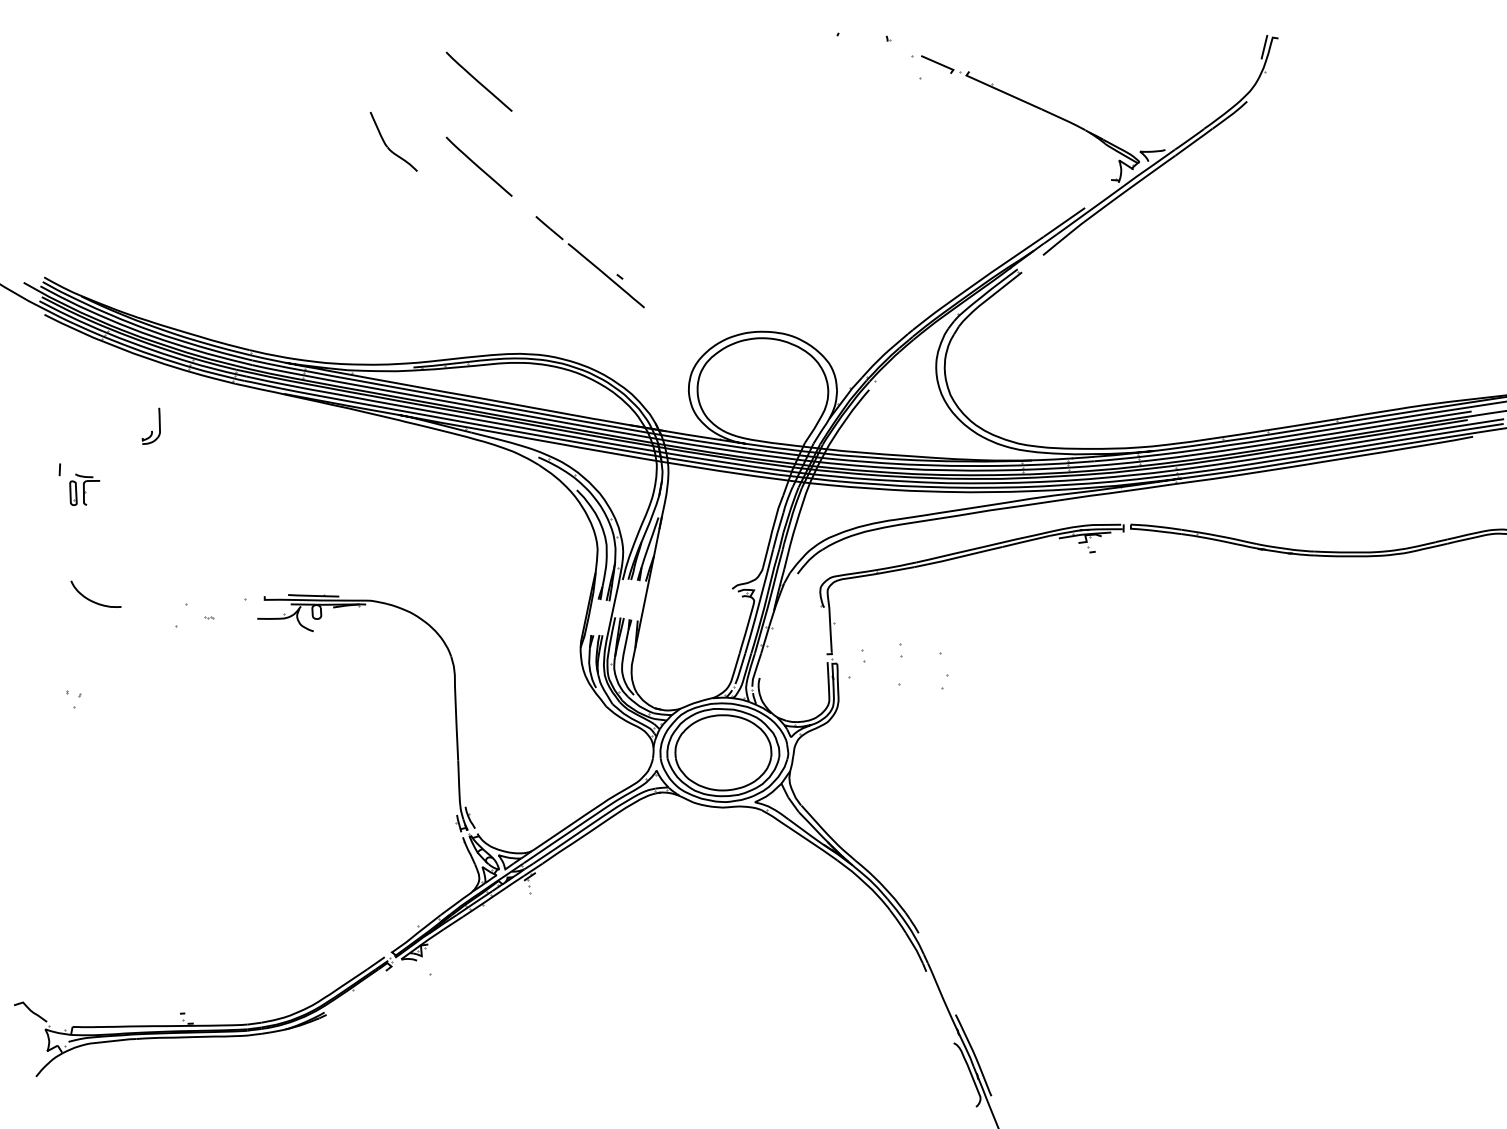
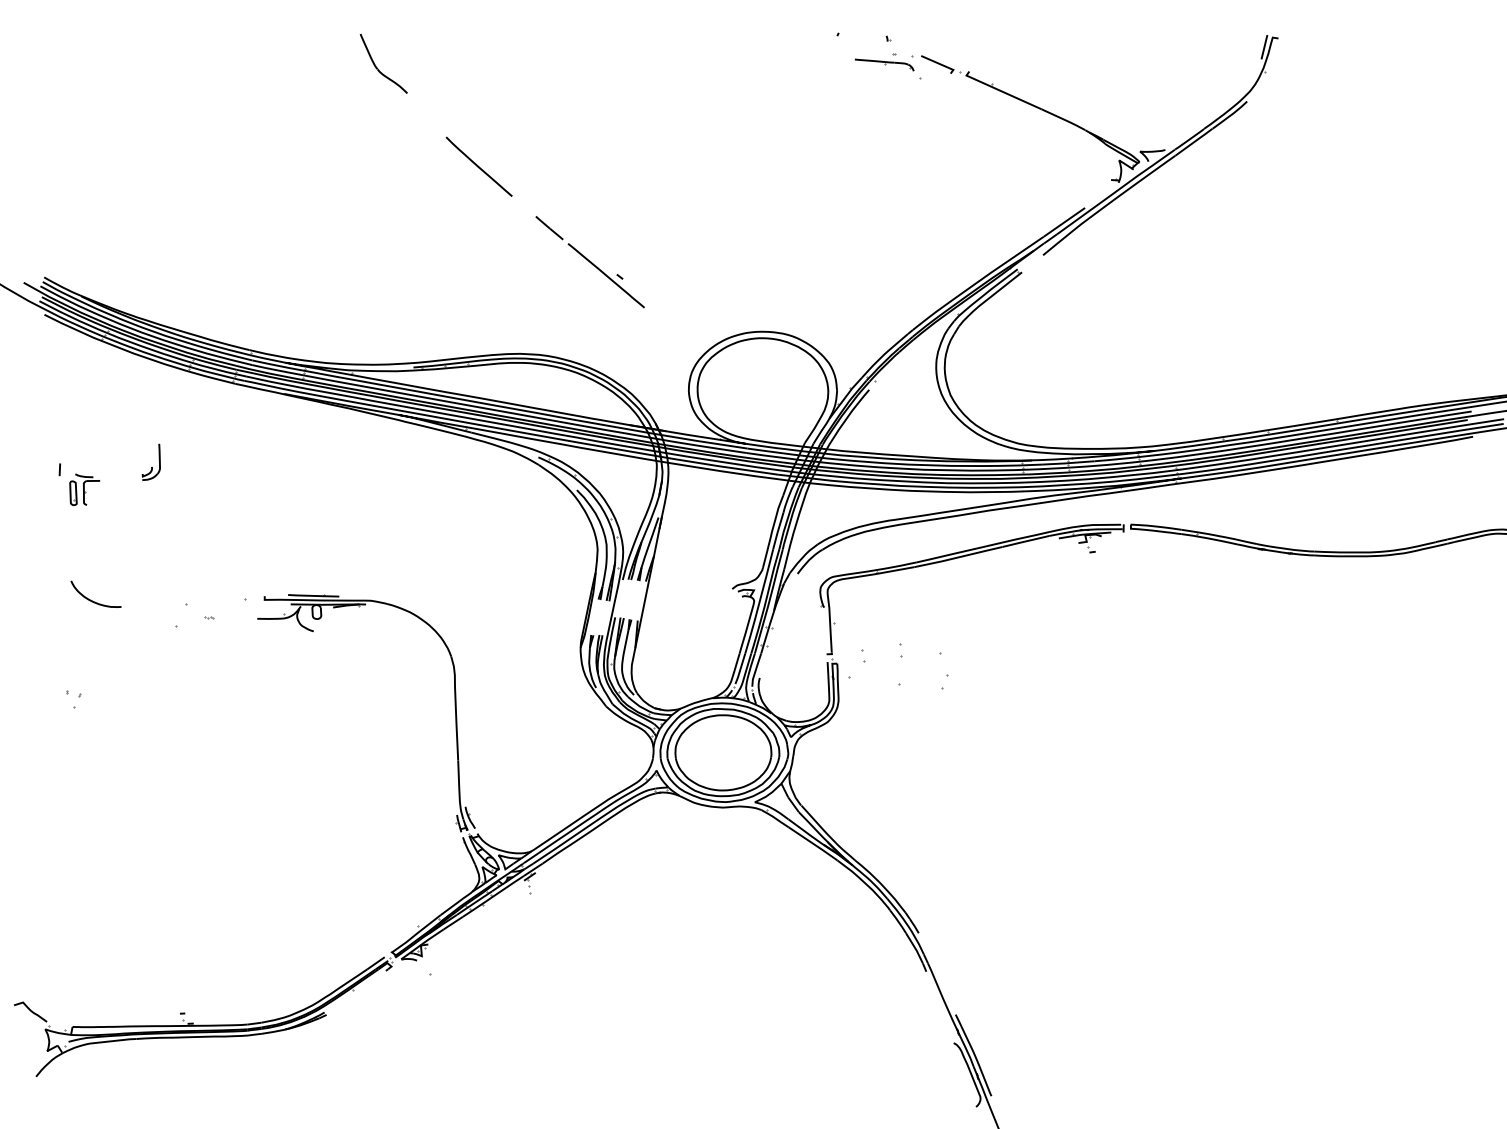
part: none -> present (884, 62)
line: present -> none (478, 81)
part position: (388, 146) -> (378, 68) (378, 68)
part position: (150, 425) -> (150, 461) (150, 461)
